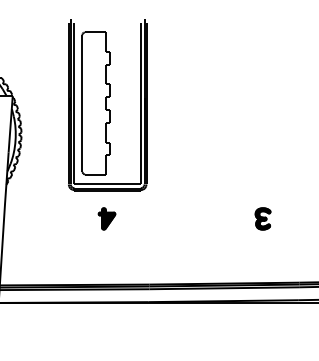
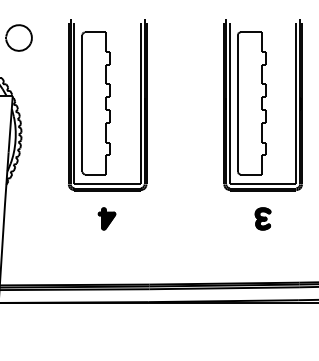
part: none -> present (18, 37)
part: none -> present (262, 105)
